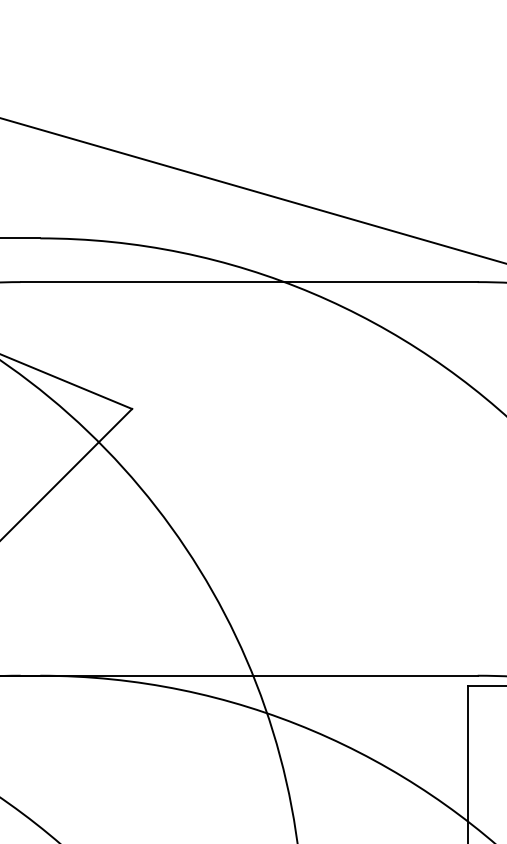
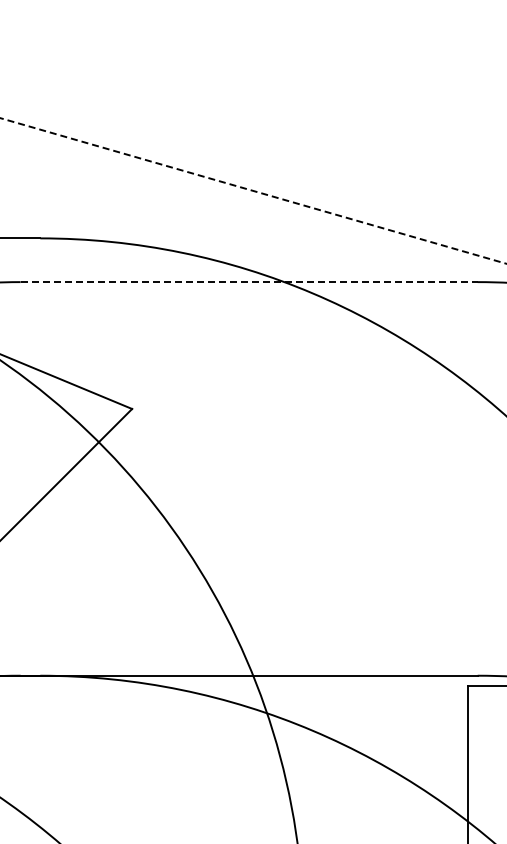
line: solid -> dashed (252, 190)
line: solid -> dashed (249, 282)
